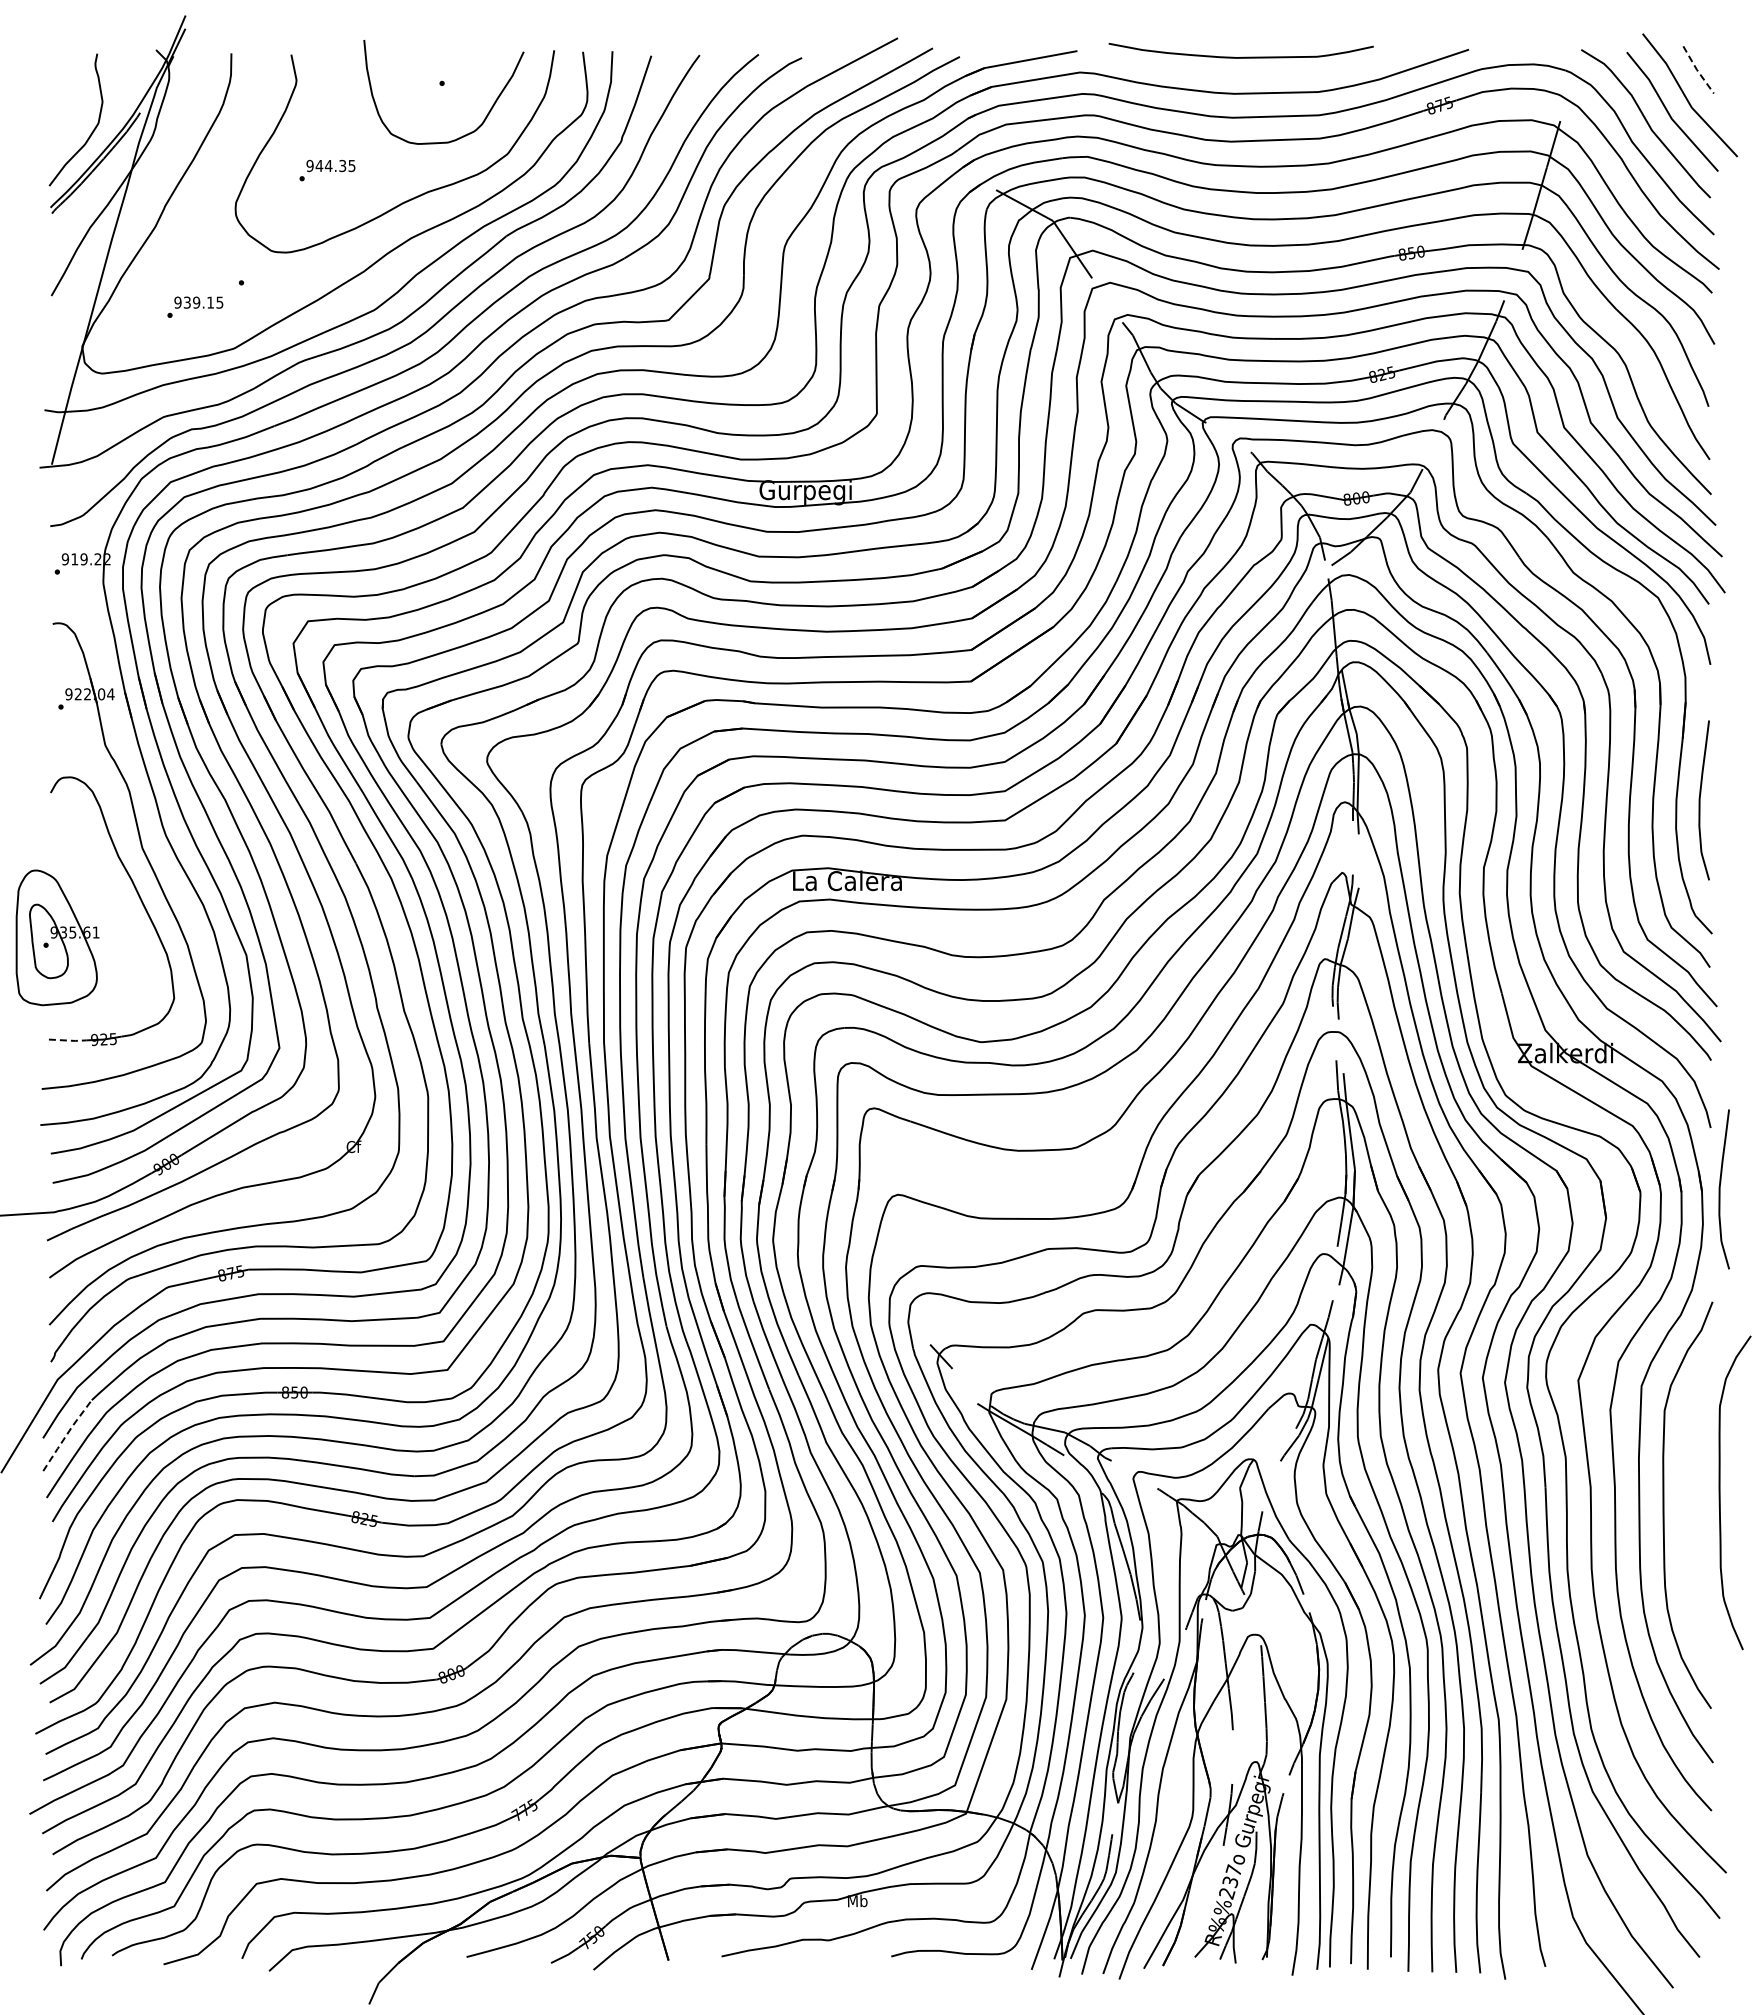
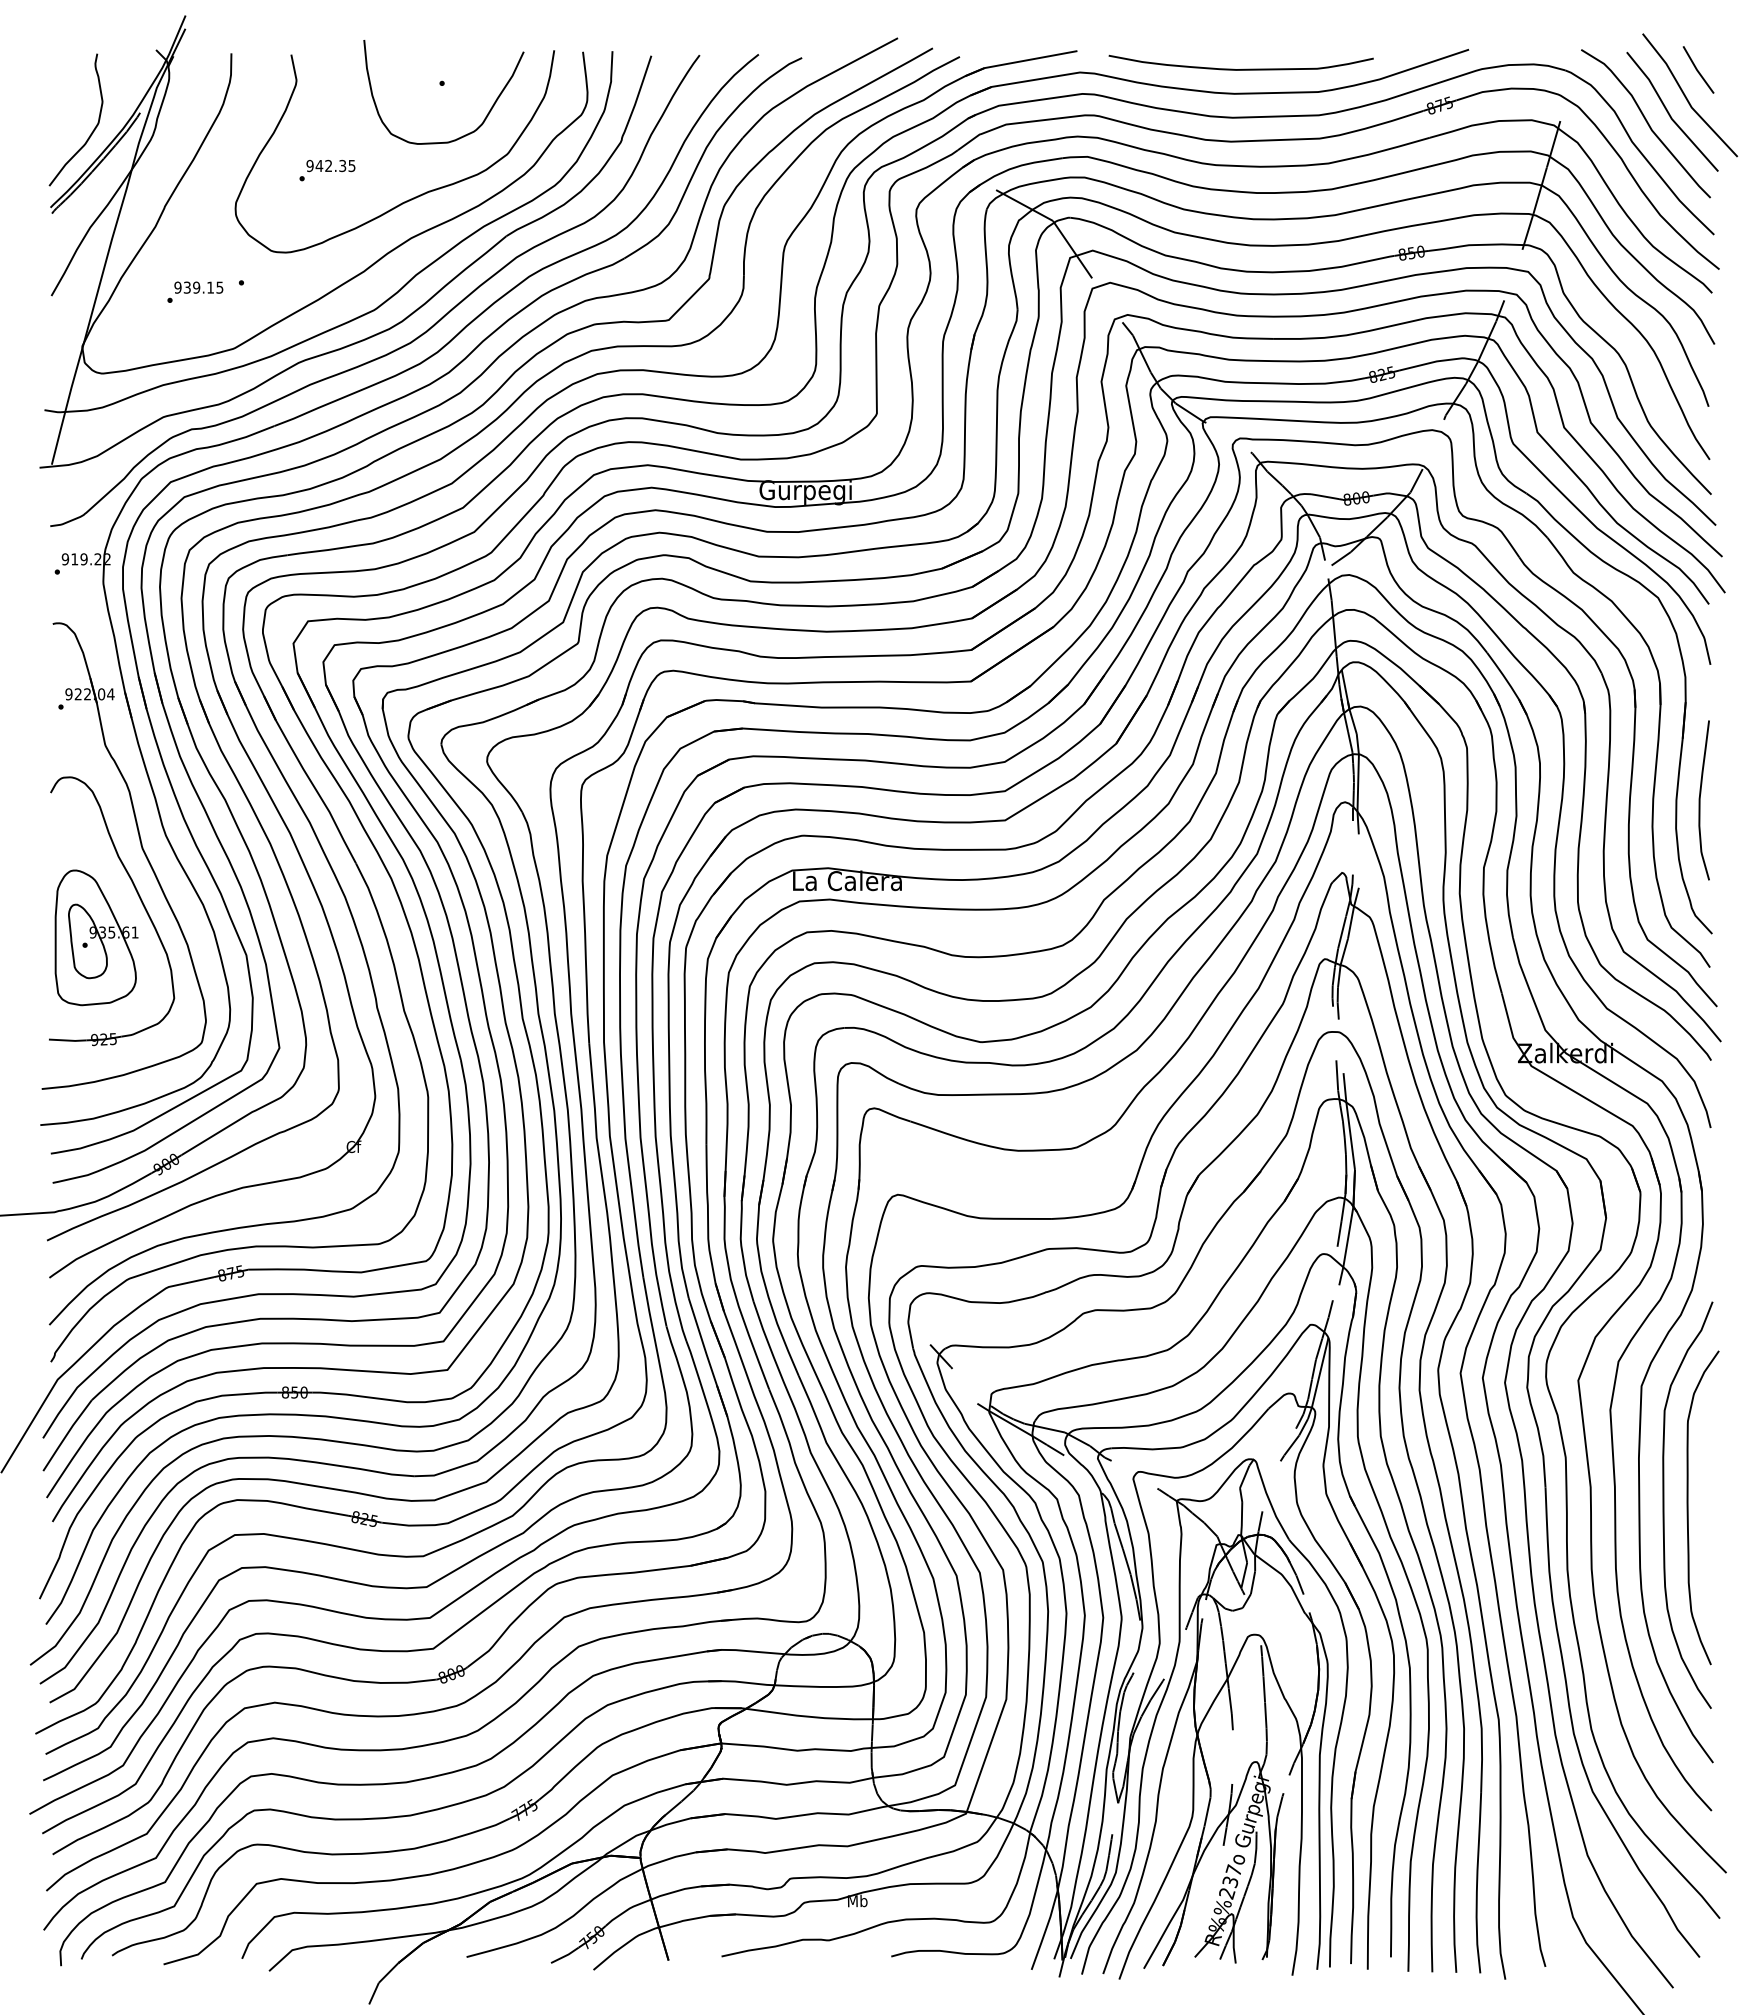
curve position: (1243, 56) -> (1243, 68) (1243, 68)
line: dashed -> solid (1697, 69)
text: 944.35 -> 942.35 (328, 165)
text position: (195, 306) -> (195, 291) (195, 291)
part position: (57, 937) -> (96, 937) (96, 937)
line: dashed -> solid (68, 1040)
curve: present -> none (1720, 1189)
line: dashed -> solid (67, 1434)
curve position: (1720, 1492) -> (1688, 1507) (1688, 1507)
